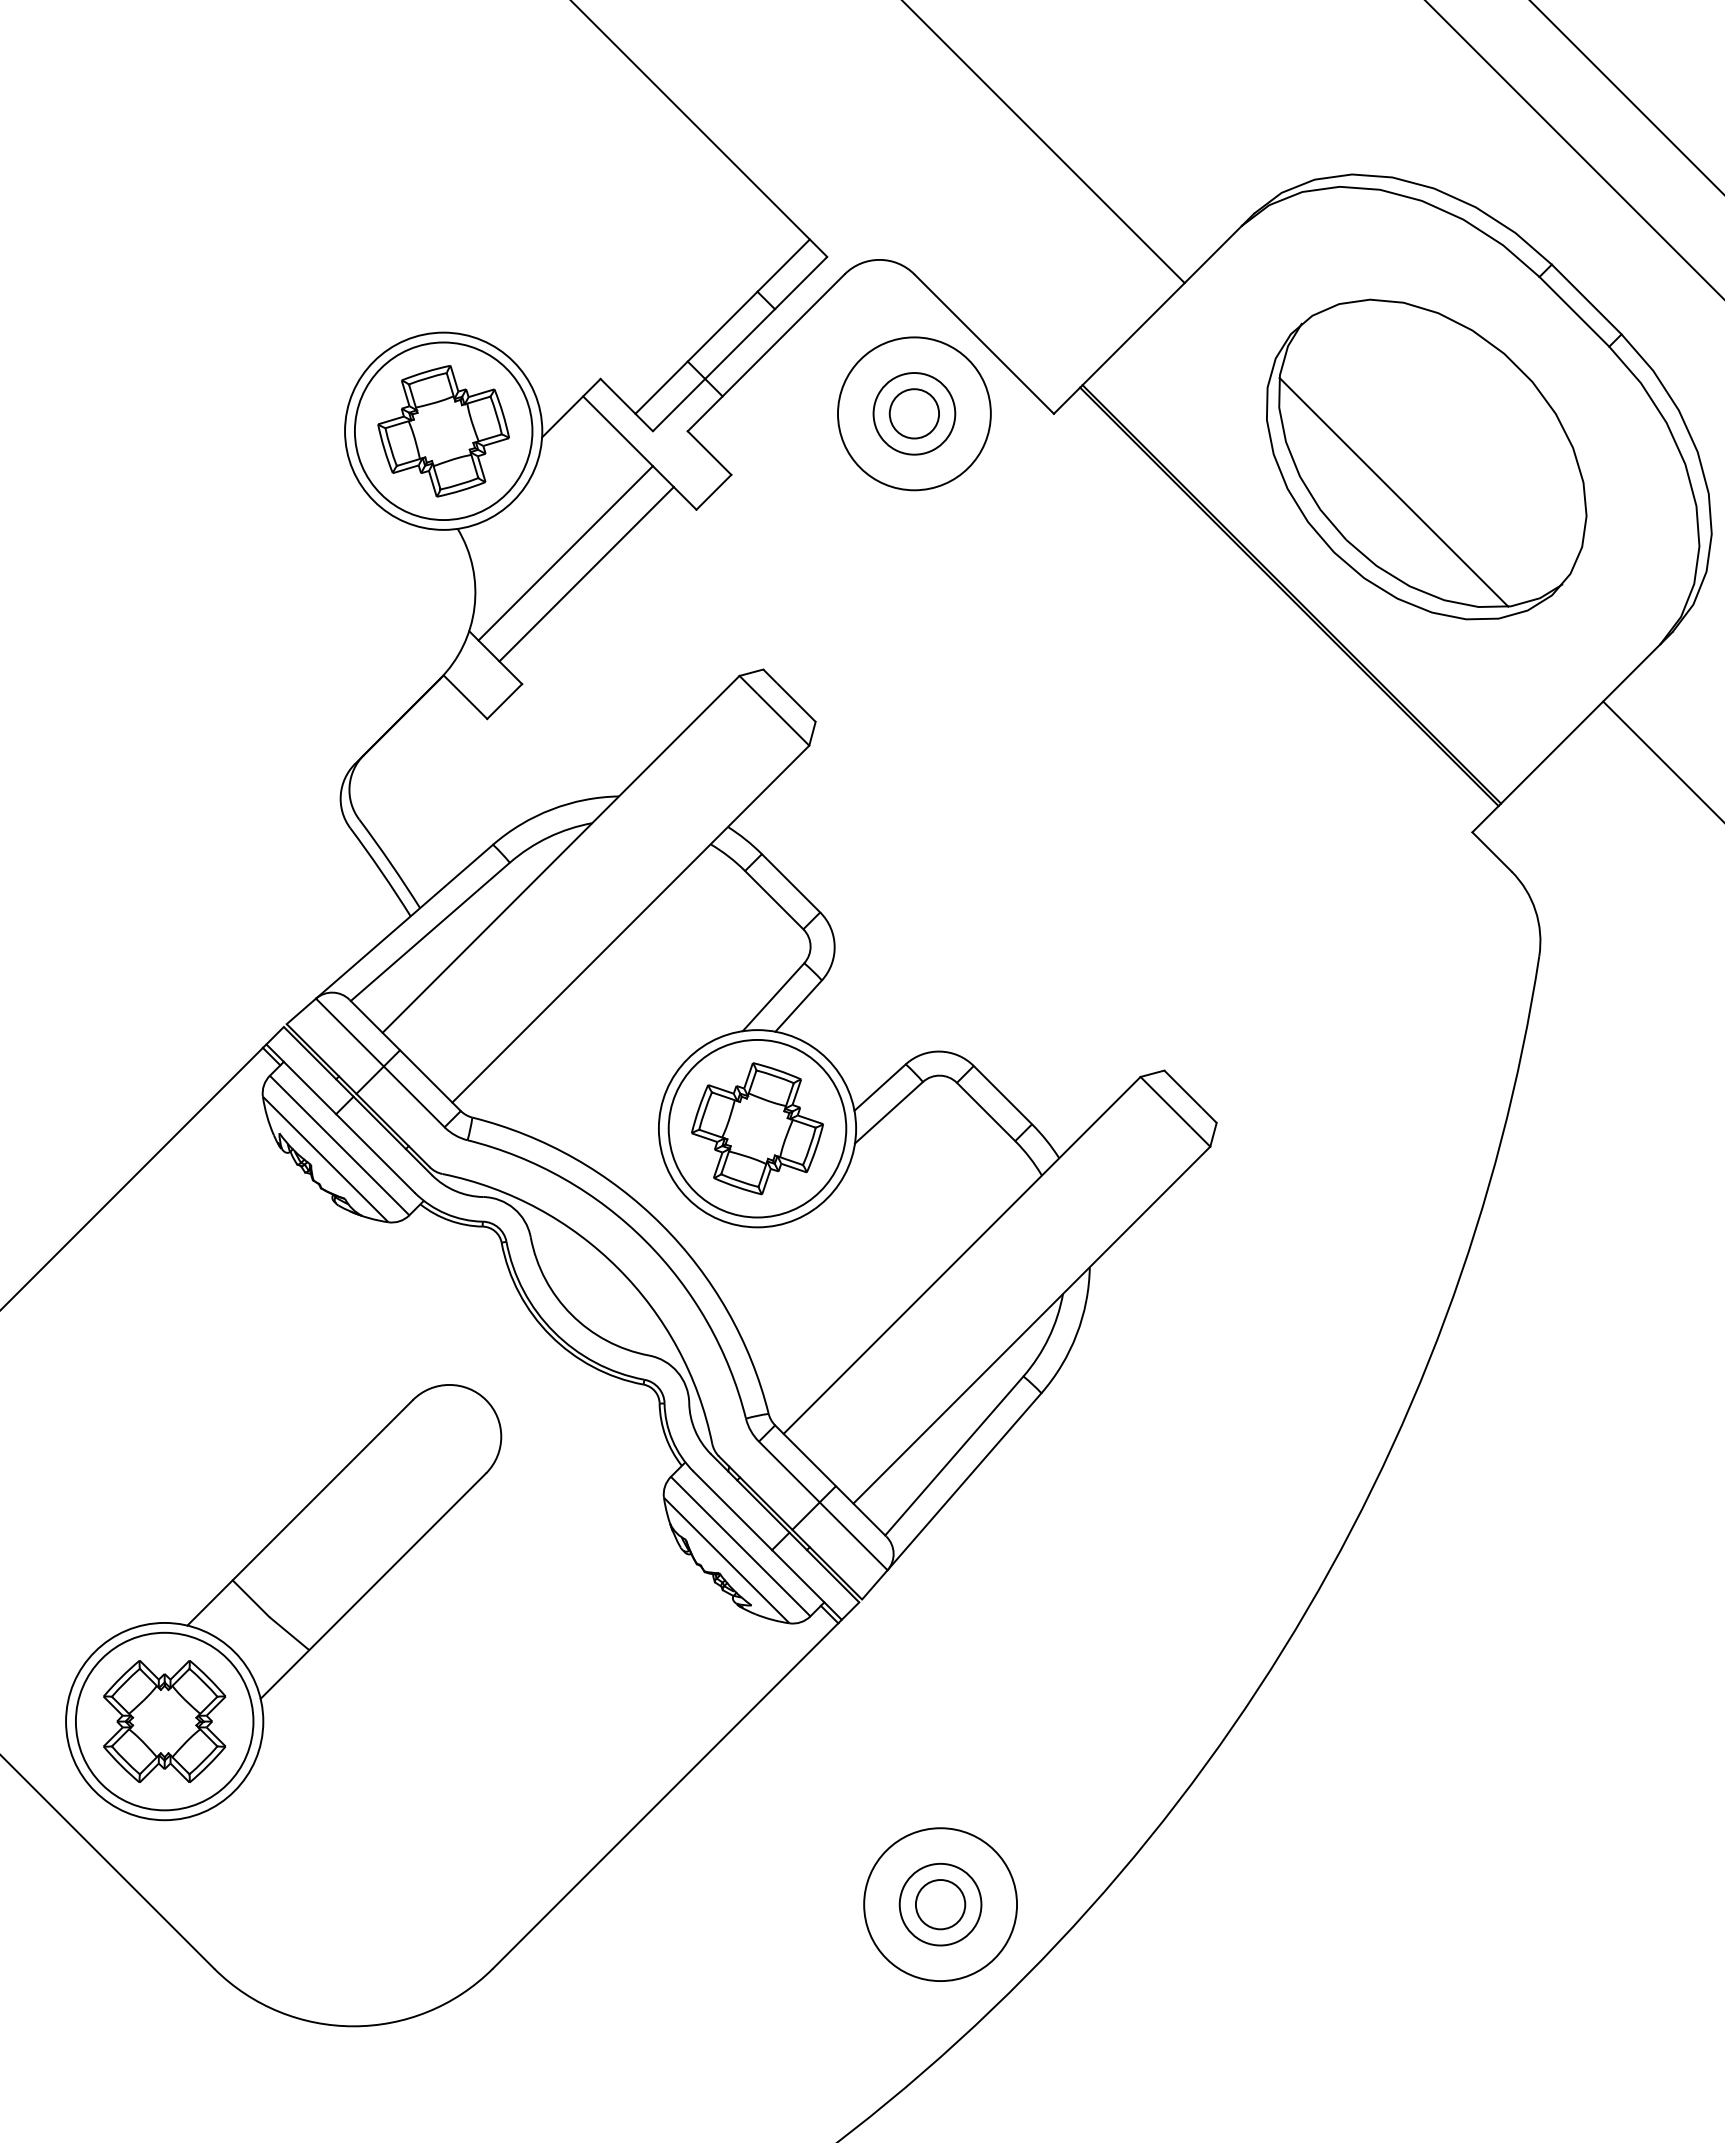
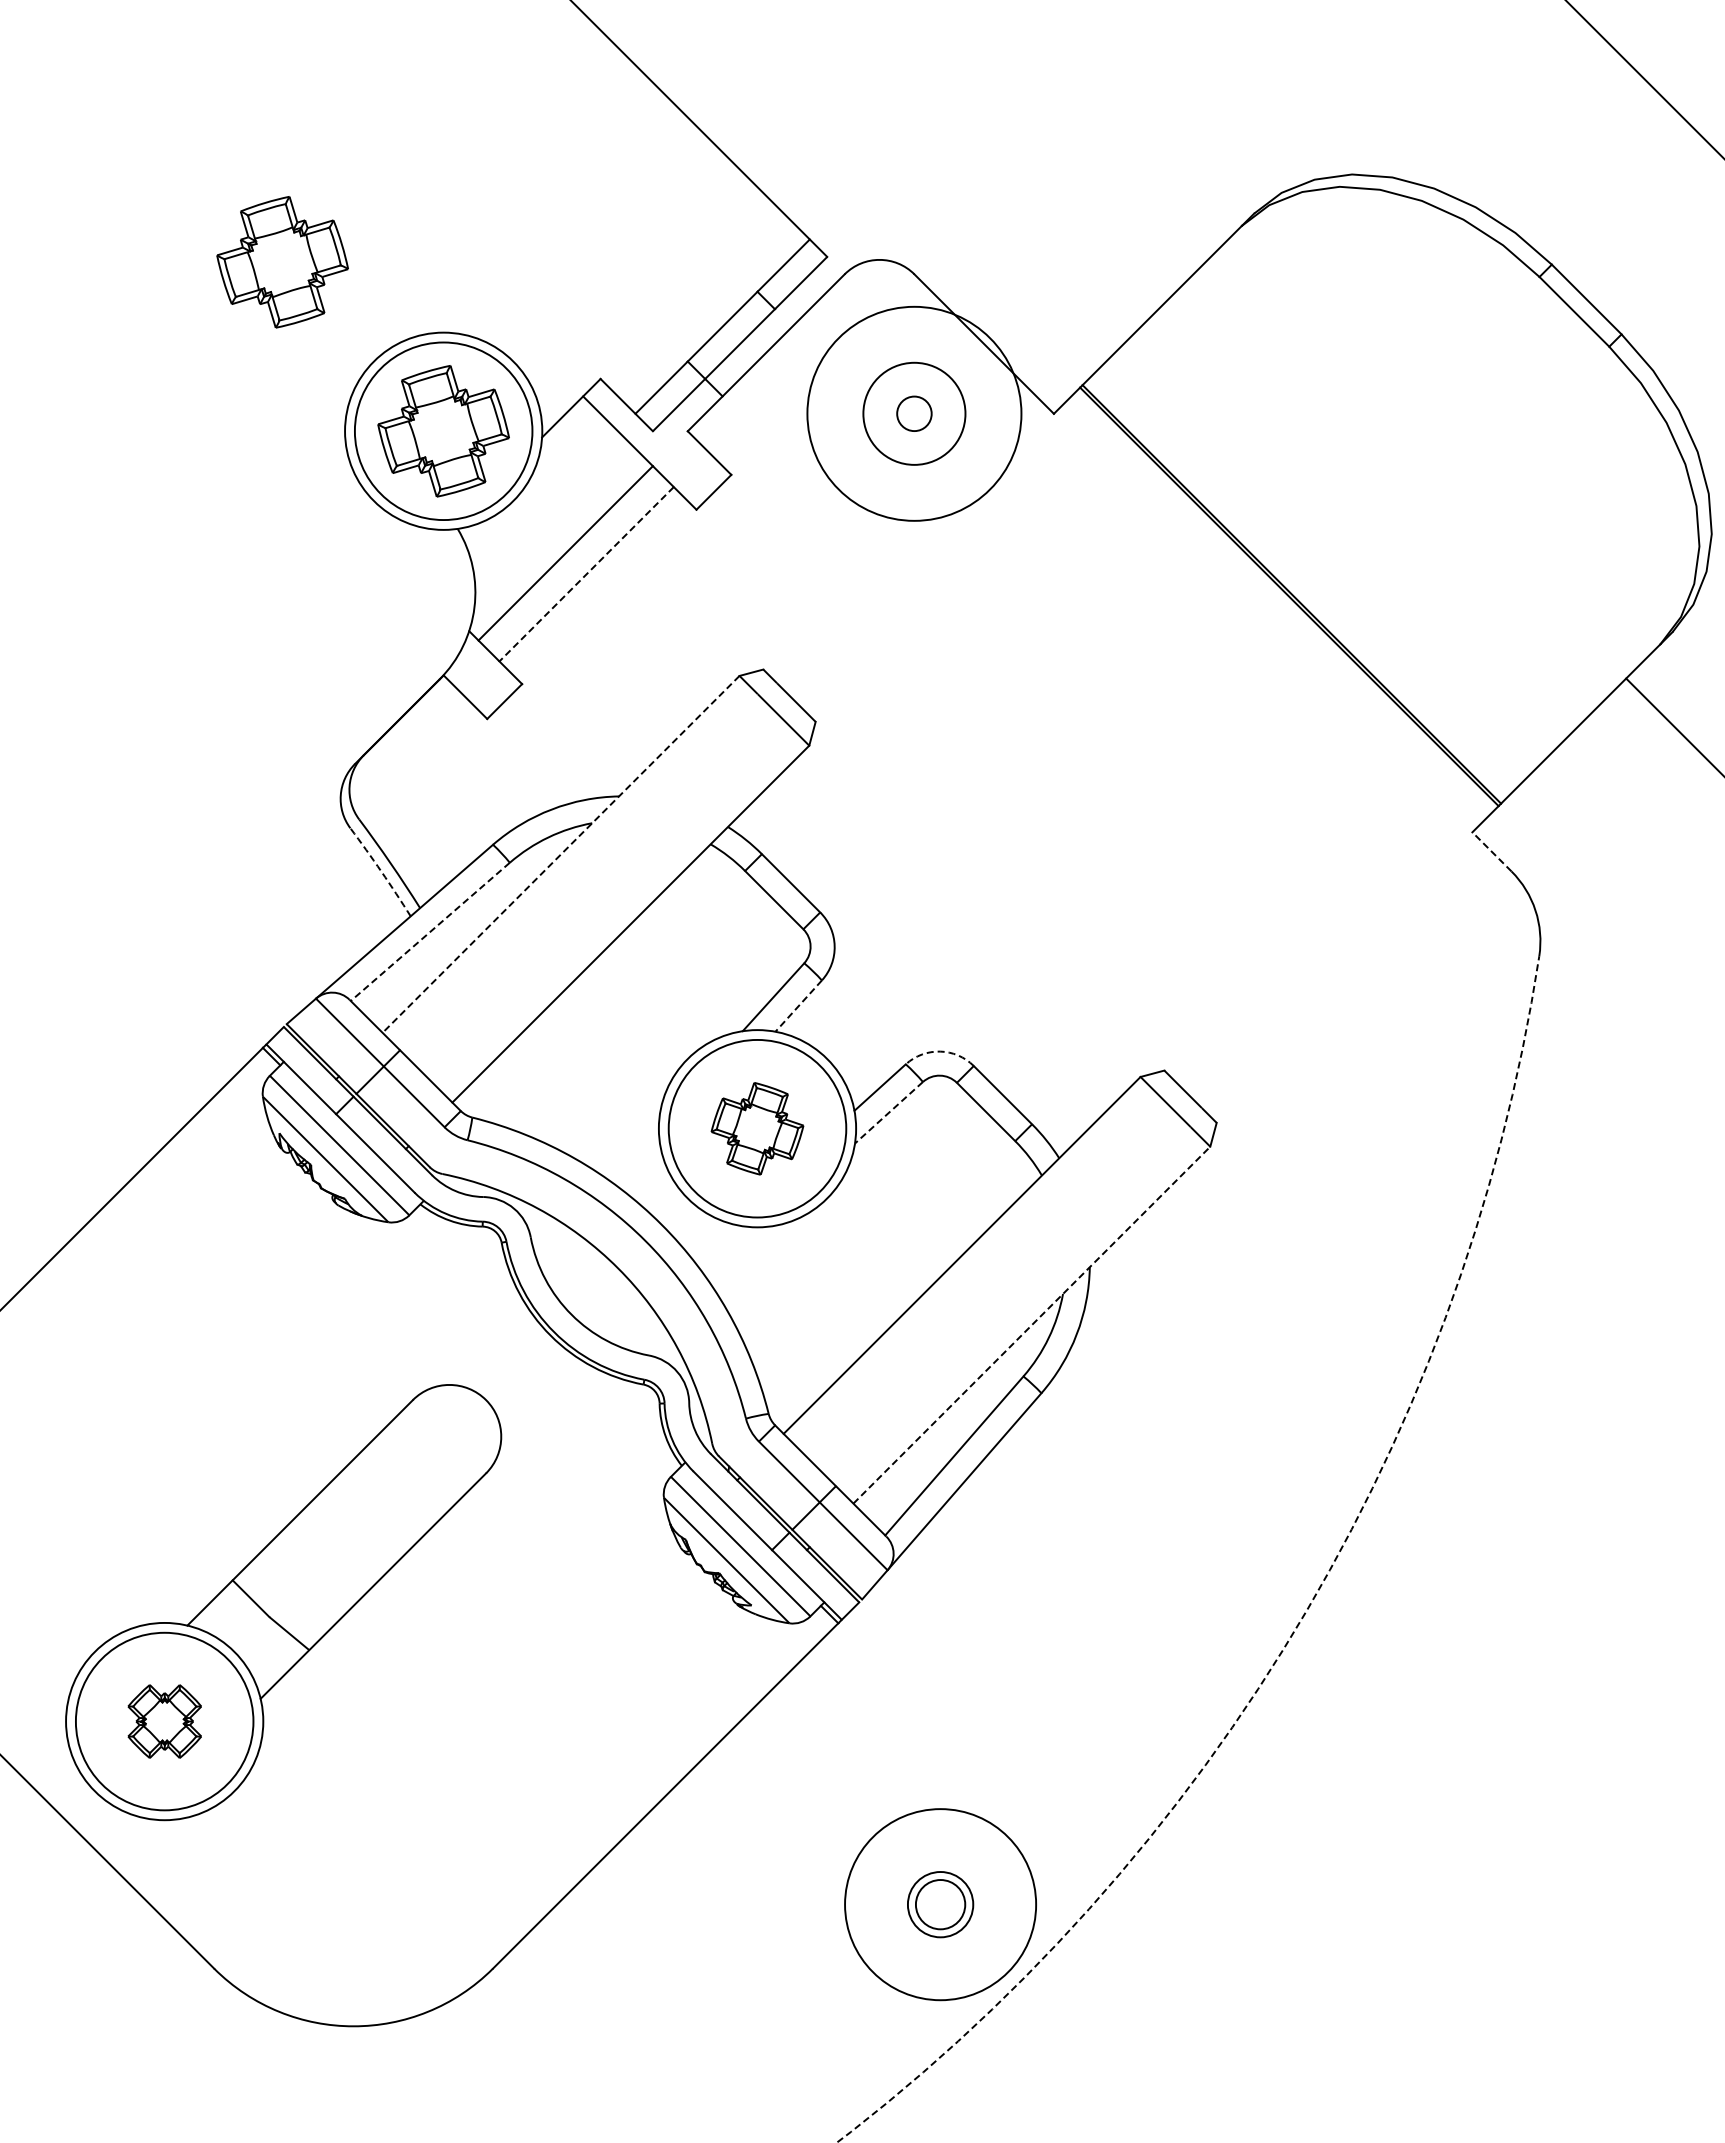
line position: (1626, 97) -> (1644, 79) (1644, 79)
line: present -> none (1043, 142)
line: present -> none (1573, 149)
part: none -> present (282, 262)
circle diameter: 153 px -> 214 px (914, 413)
circle diameter: 49 px -> 35 px (914, 413)
circle diameter: 82 px -> 102 px (914, 413)
part: present -> none (1426, 459)
line: solid -> dashed (586, 574)
line position: (1662, 760) -> (1673, 726) (1673, 726)
line: solid -> dashed (1491, 851)
line: solid -> dashed (560, 854)
arc: solid -> dashed (381, 871)
line: solid -> dashed (429, 932)
line: solid -> dashed (798, 1006)
arc: solid -> dashed (940, 1051)
line: solid -> dashed (889, 1112)
part size: 133x134 px -> 95x94 px (757, 1128)
line: solid -> dashed (1032, 1324)
arc: solid -> dashed (1302, 1617)
part size: 124x123 px -> 75x75 px (164, 1721)
circle diameter: 153 px -> 191 px (940, 1904)
circle diameter: 82 px -> 65 px (940, 1904)
